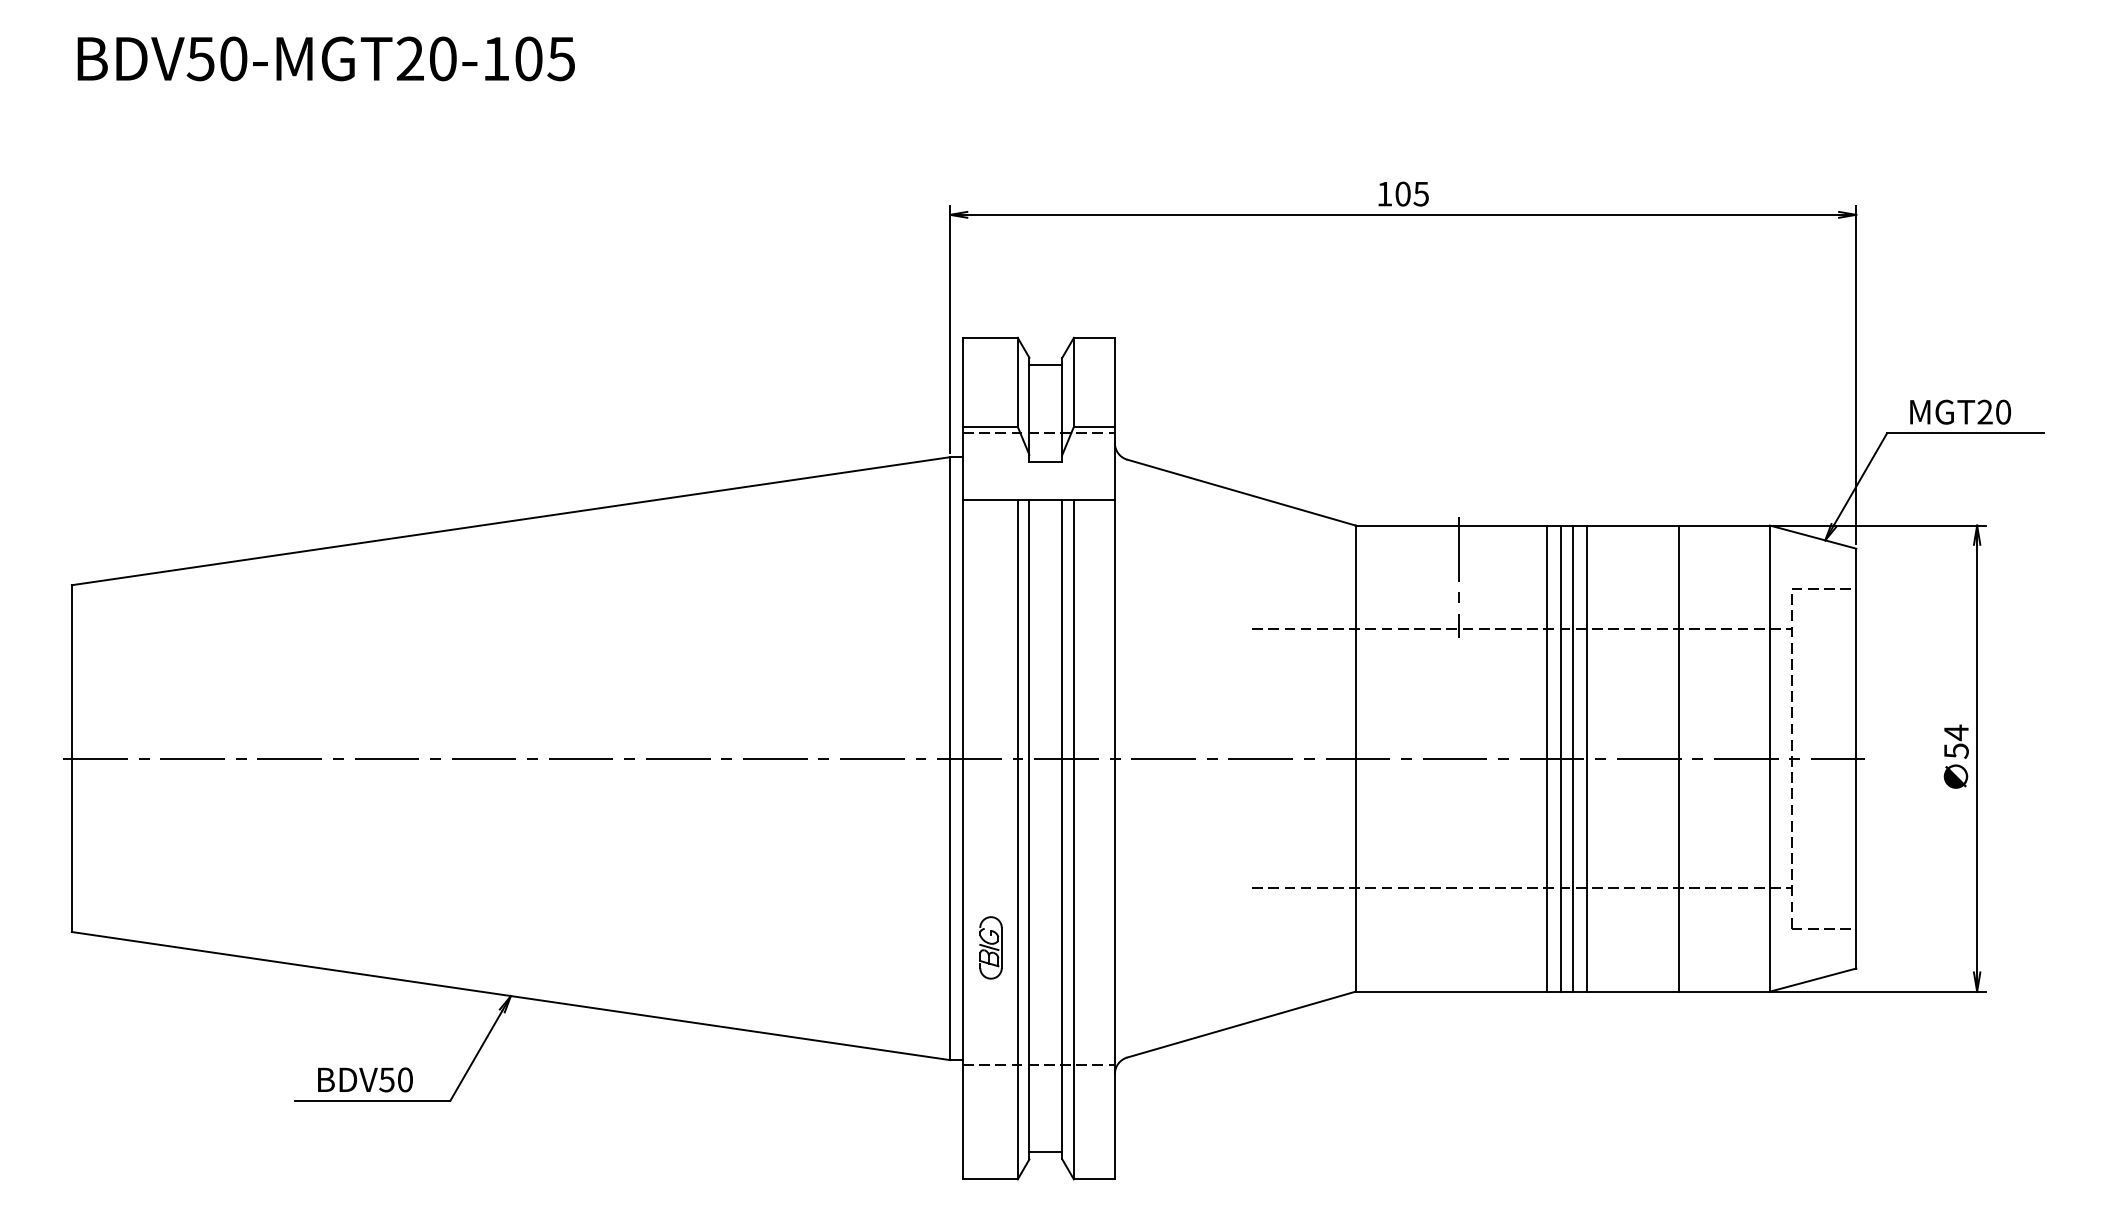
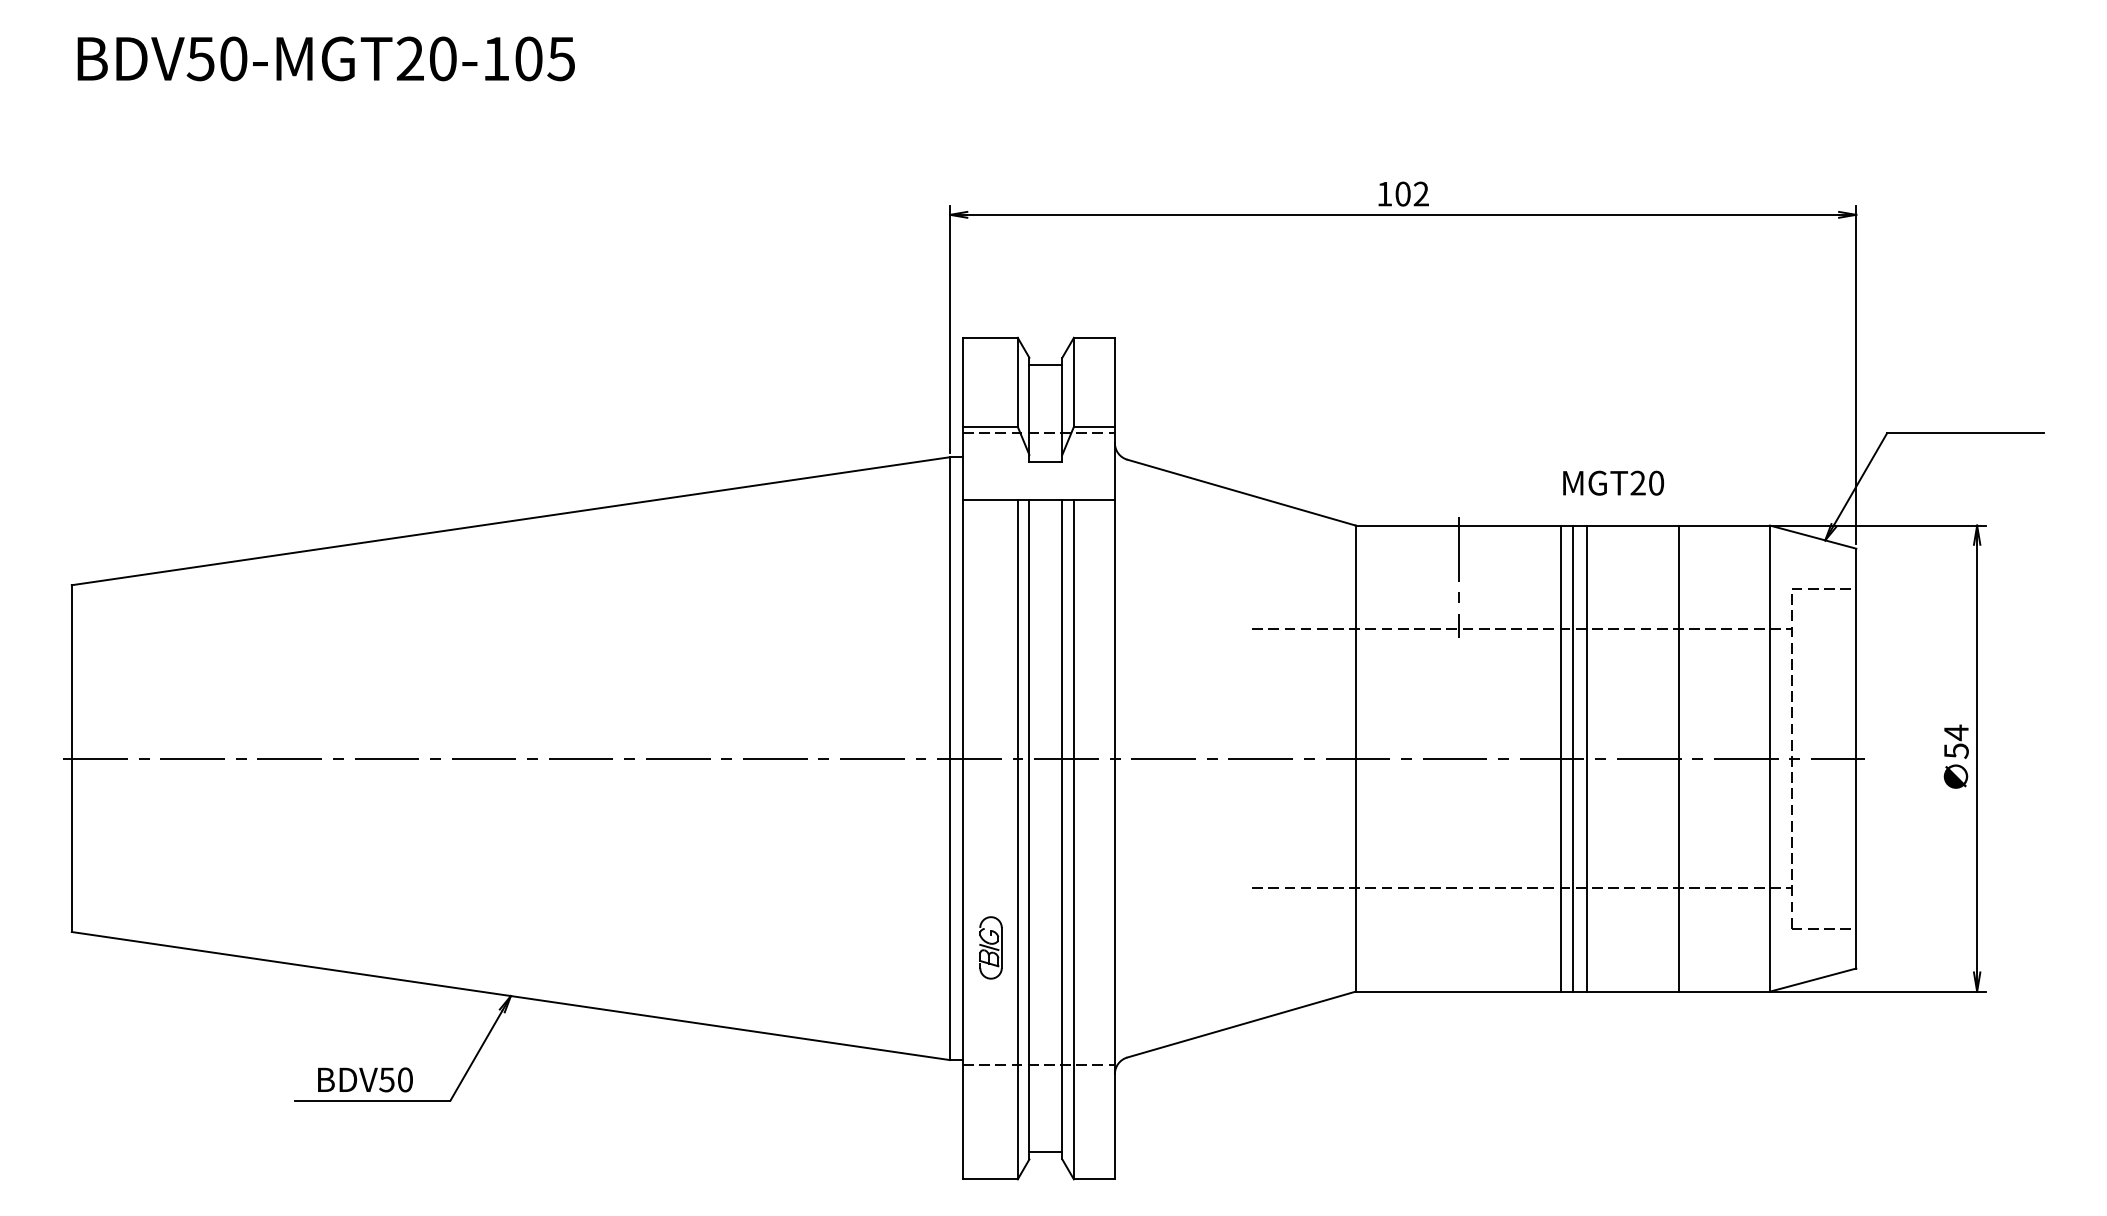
text: 105 -> 102 (1420, 193)
text position: (1960, 411) -> (1613, 482) (1613, 482)
line: present -> none (1547, 758)
